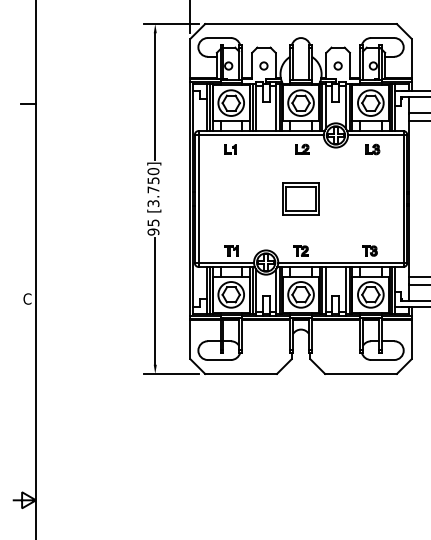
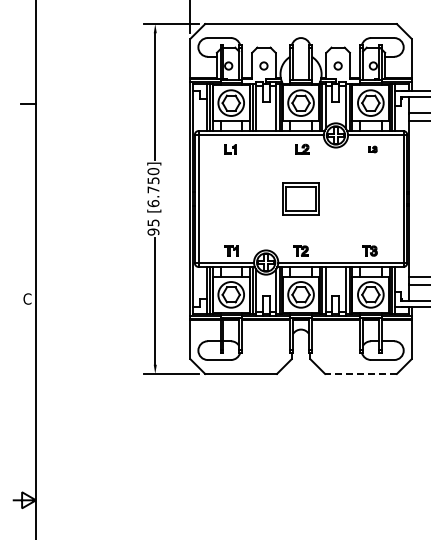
part size: 16x13 px -> 10x9 px (372, 149)
text: [3.750] -> [6.750] (153, 203)
line: solid -> dashed (361, 373)
